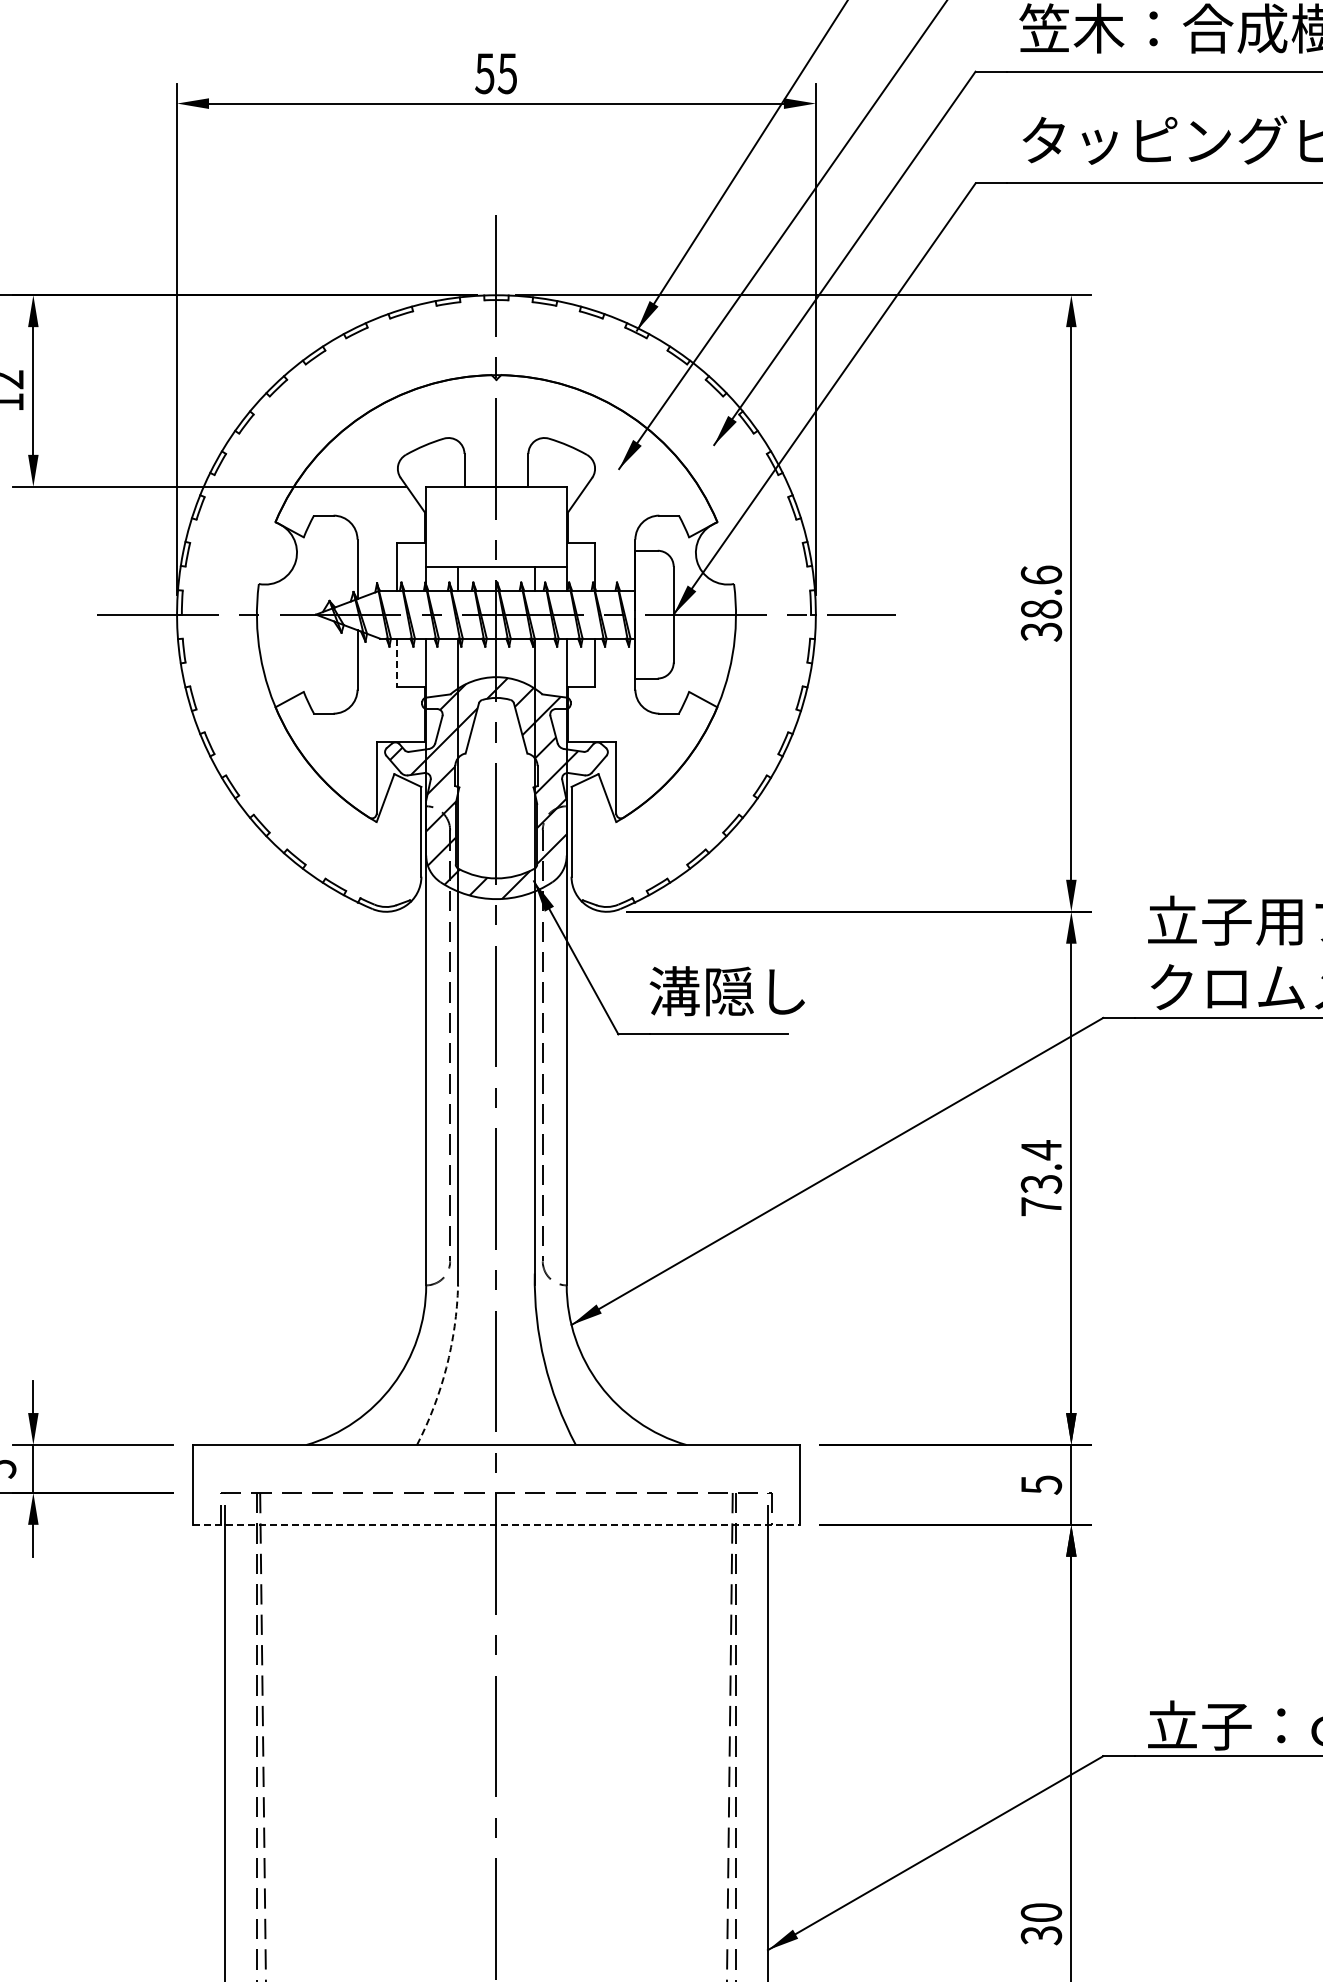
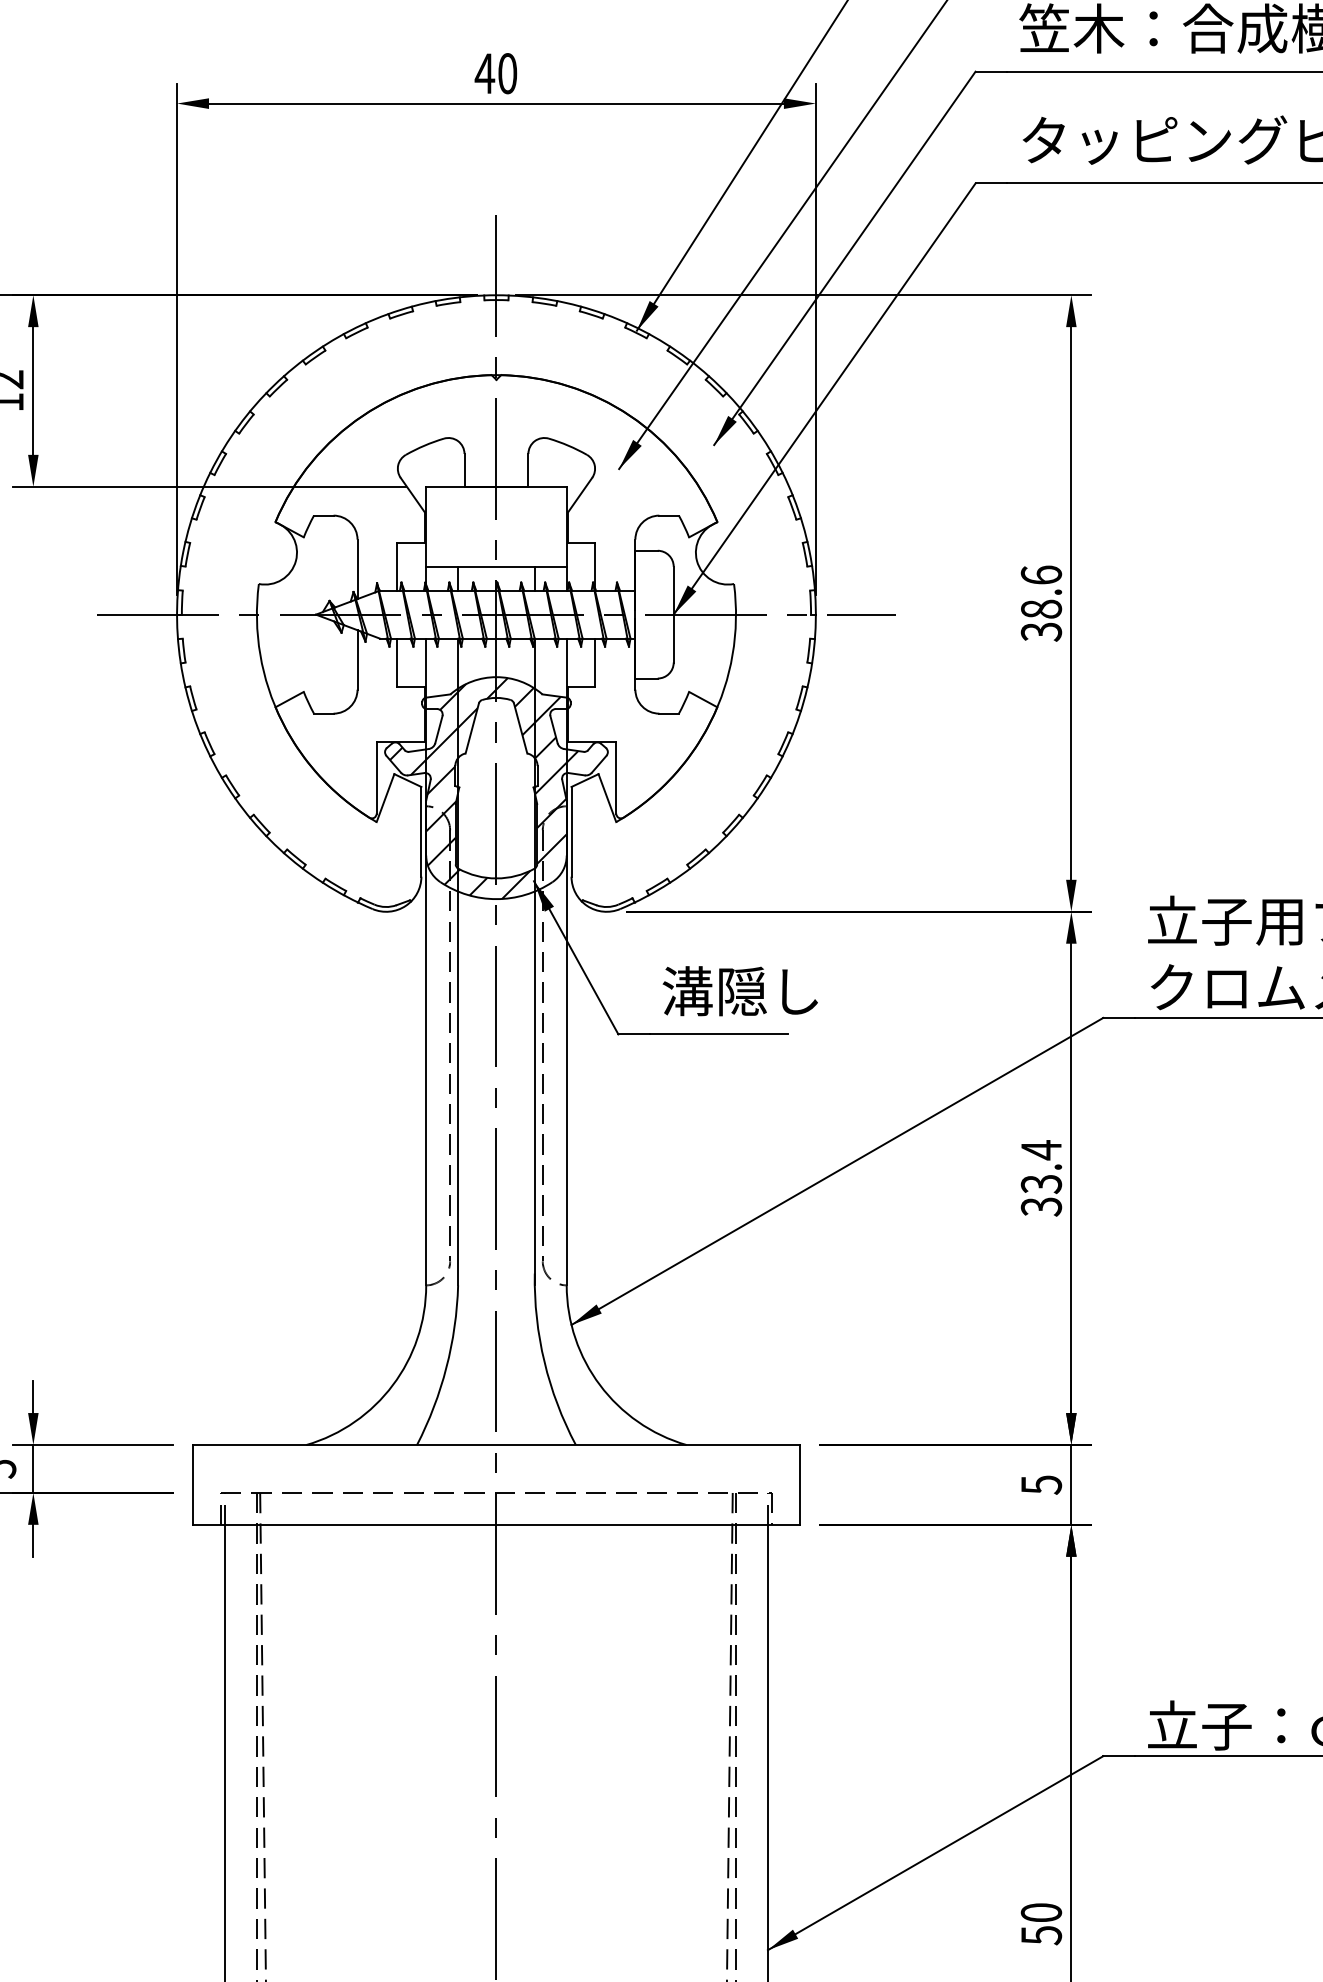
text: 55 -> 40 (495, 73)
line: dashed -> solid (397, 662)
text position: (726, 991) -> (739, 991) (739, 991)
text: 73.4 -> 33.4 (1041, 1206)
arc: dashed -> solid (446, 1367)
line: dashed -> solid (496, 1524)
text: 30 -> 50 (1040, 1935)
